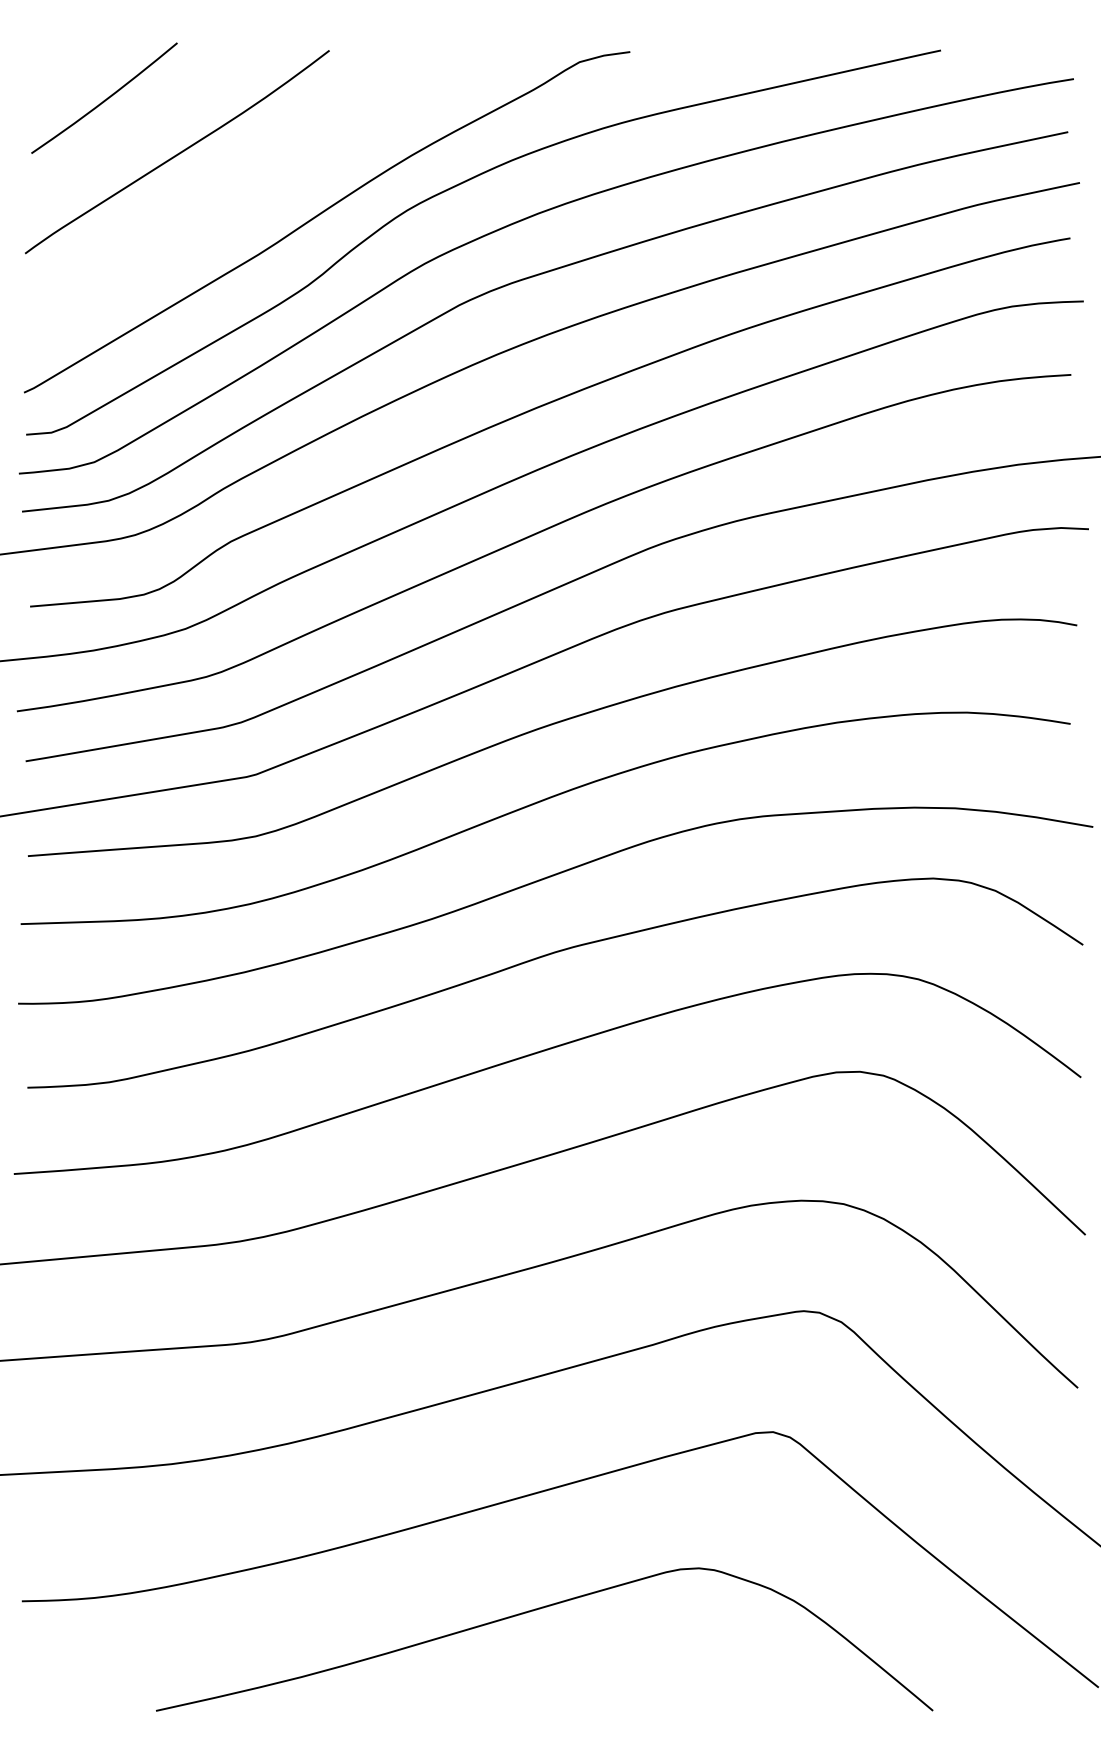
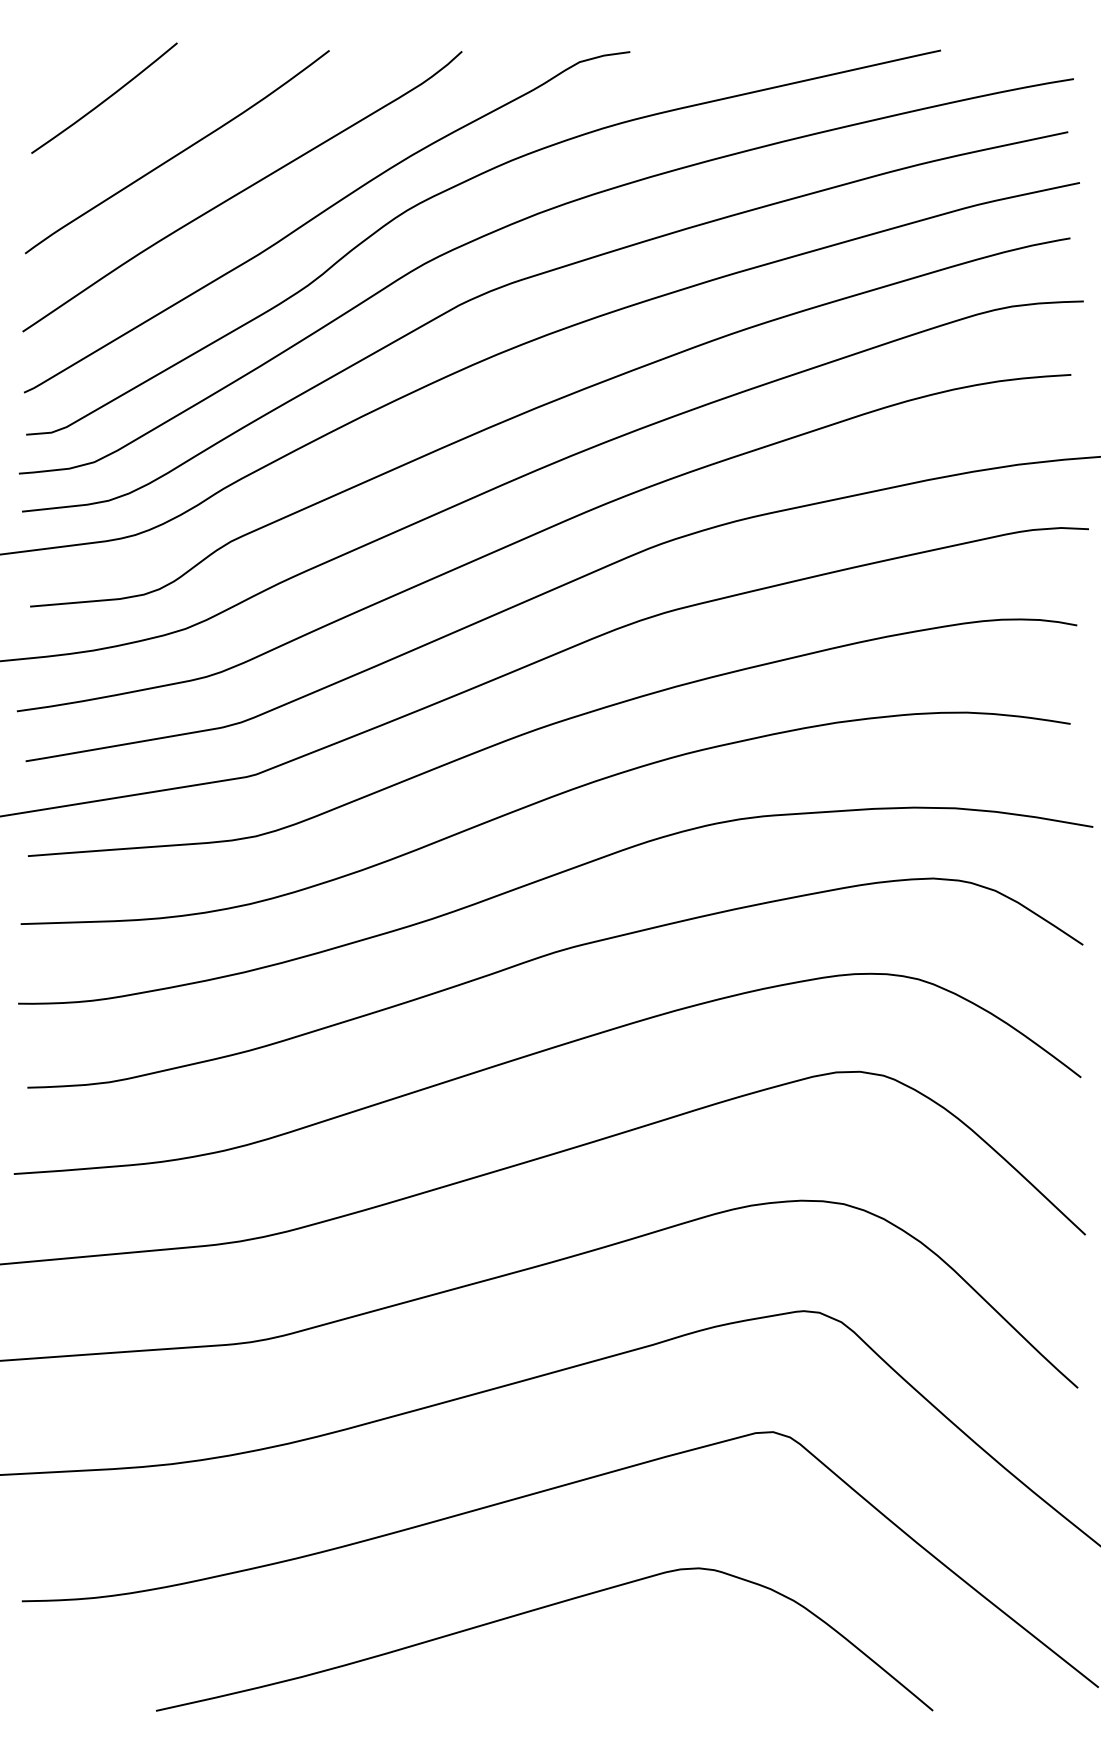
curve: none -> present (242, 191)
